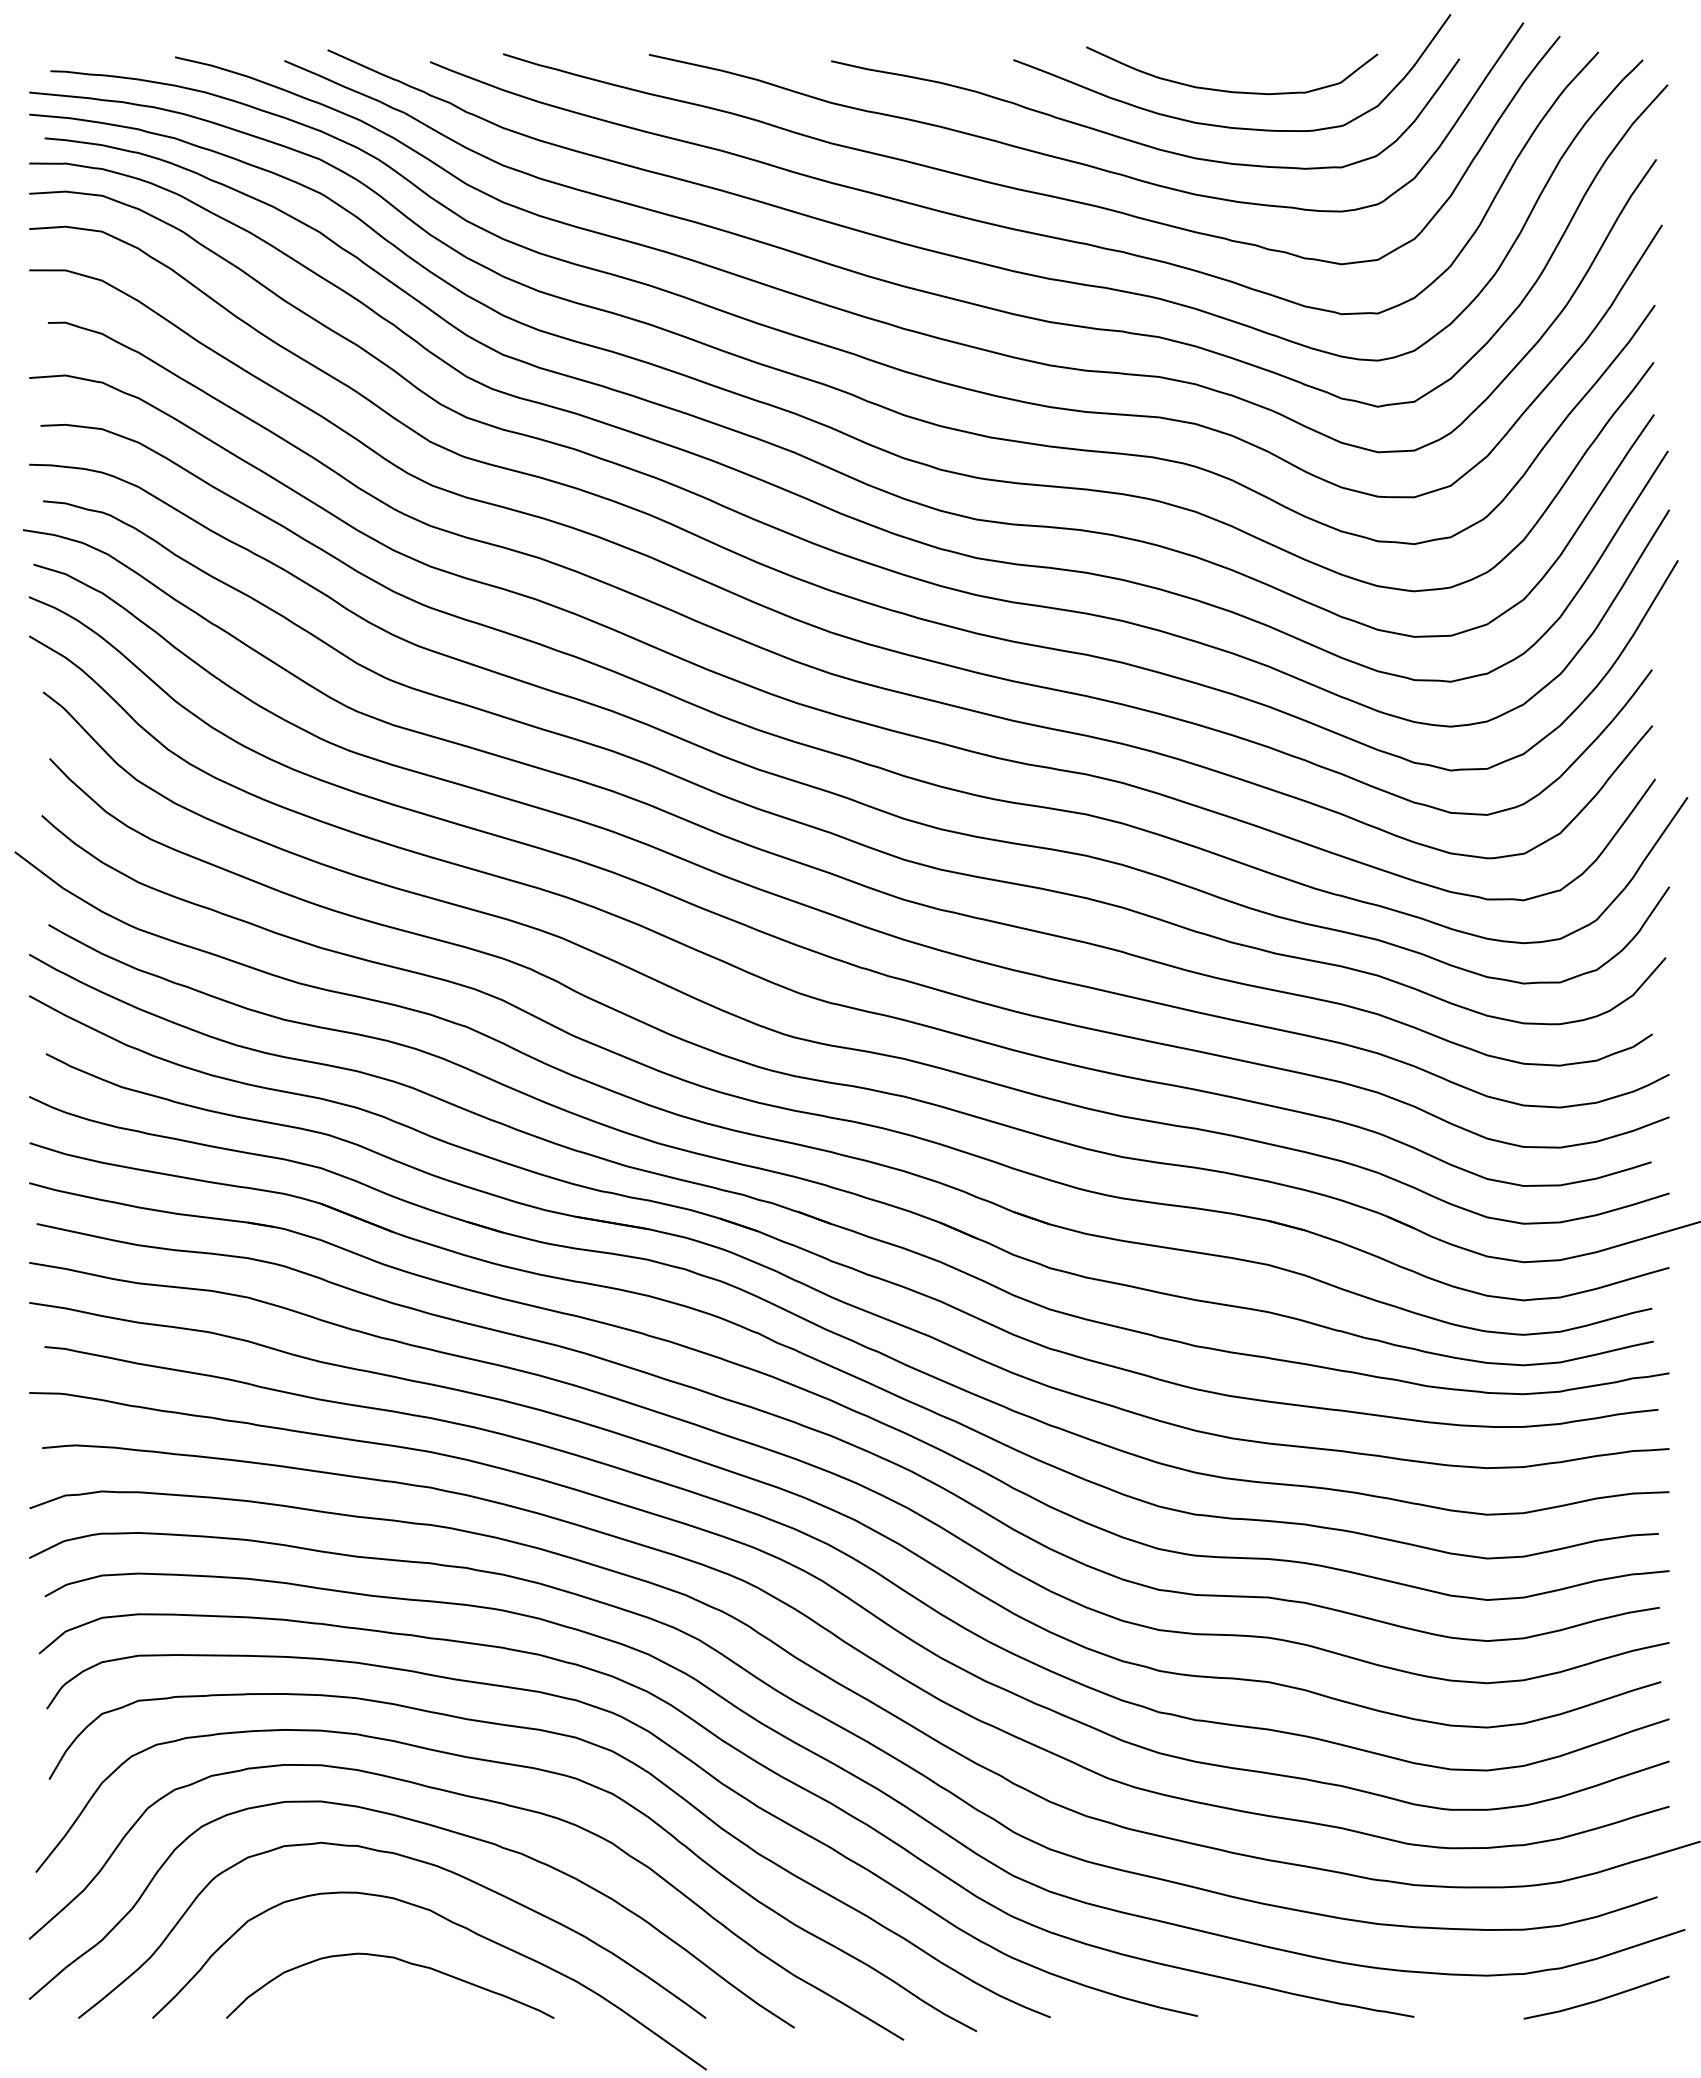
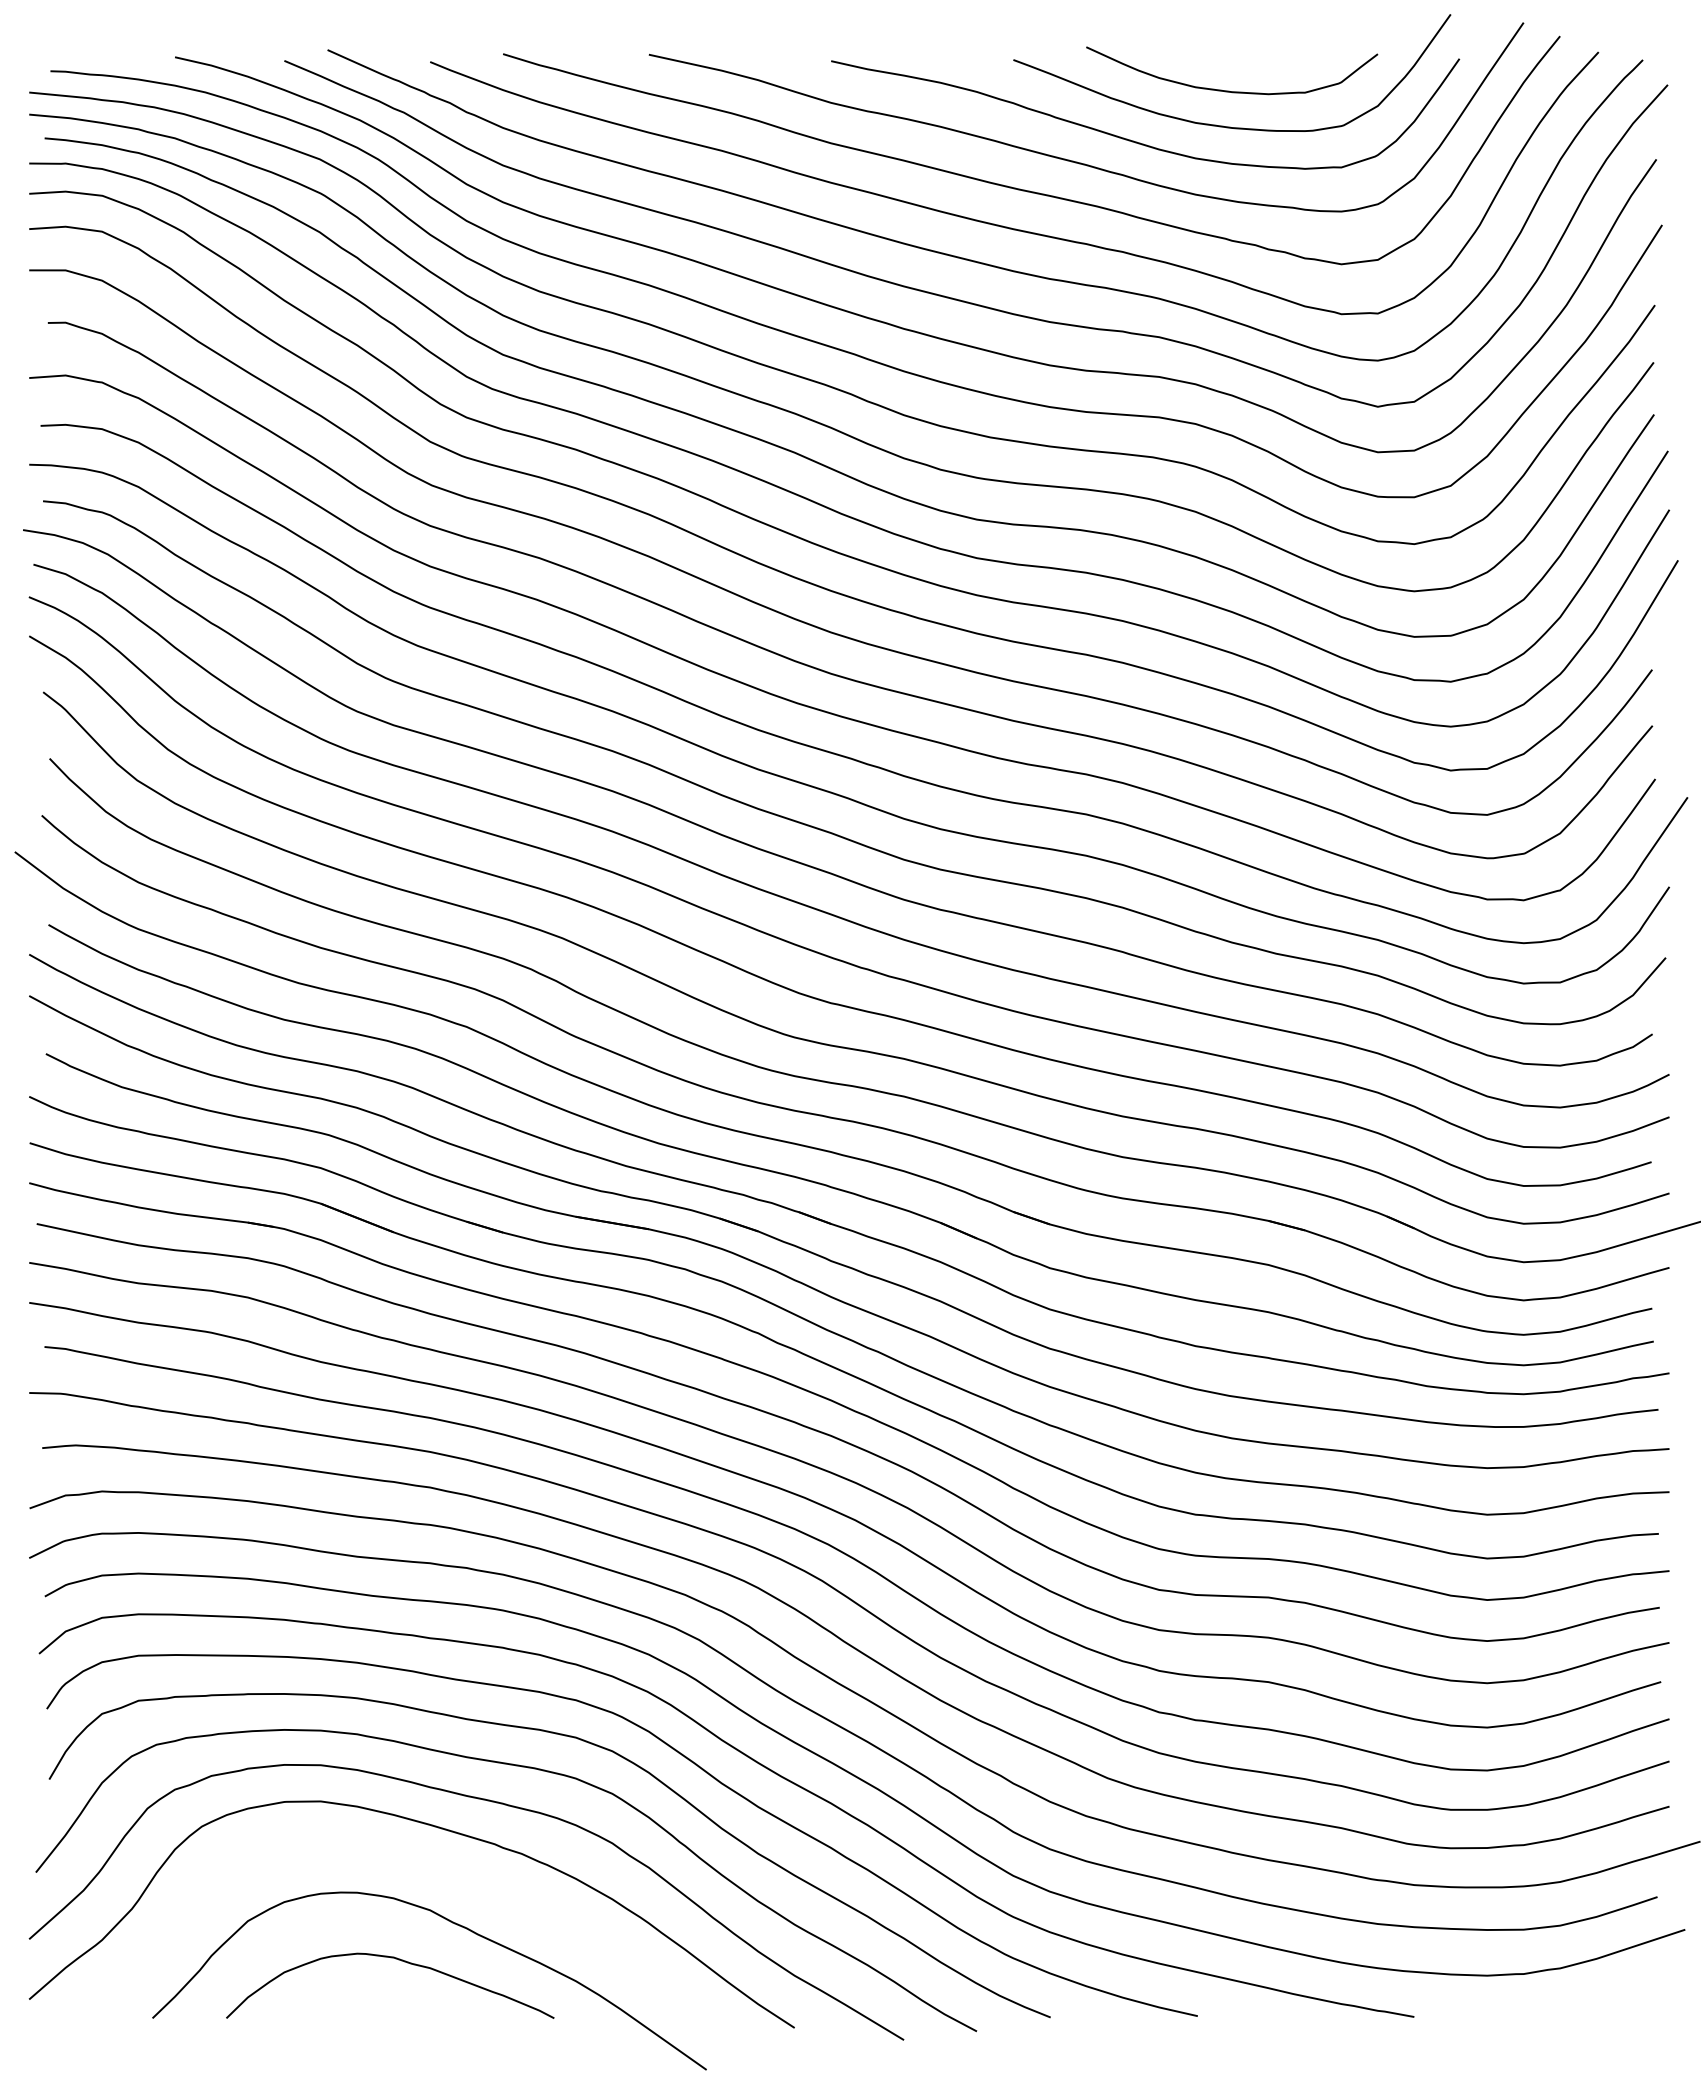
curve: present -> none (414, 1860)
line: present -> none (1597, 1999)
